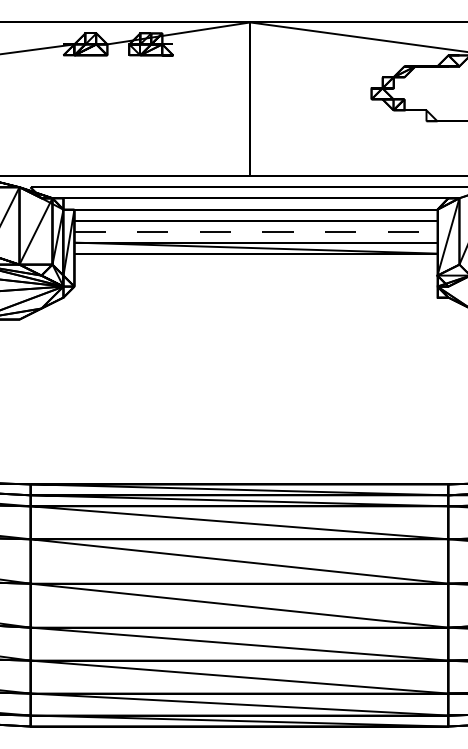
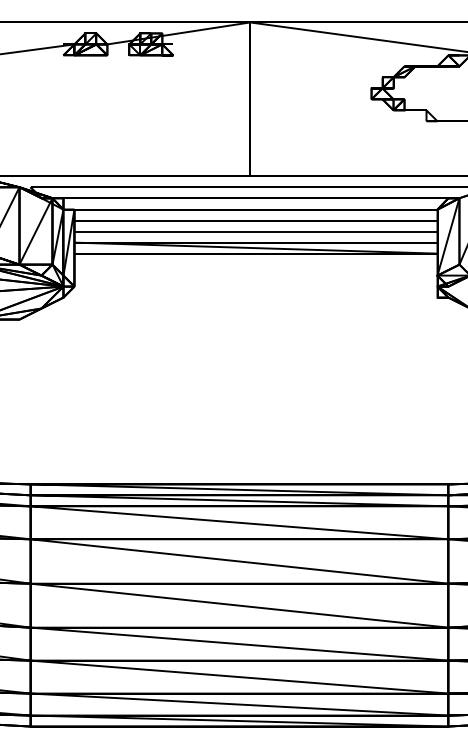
line: dashed -> solid (255, 231)
